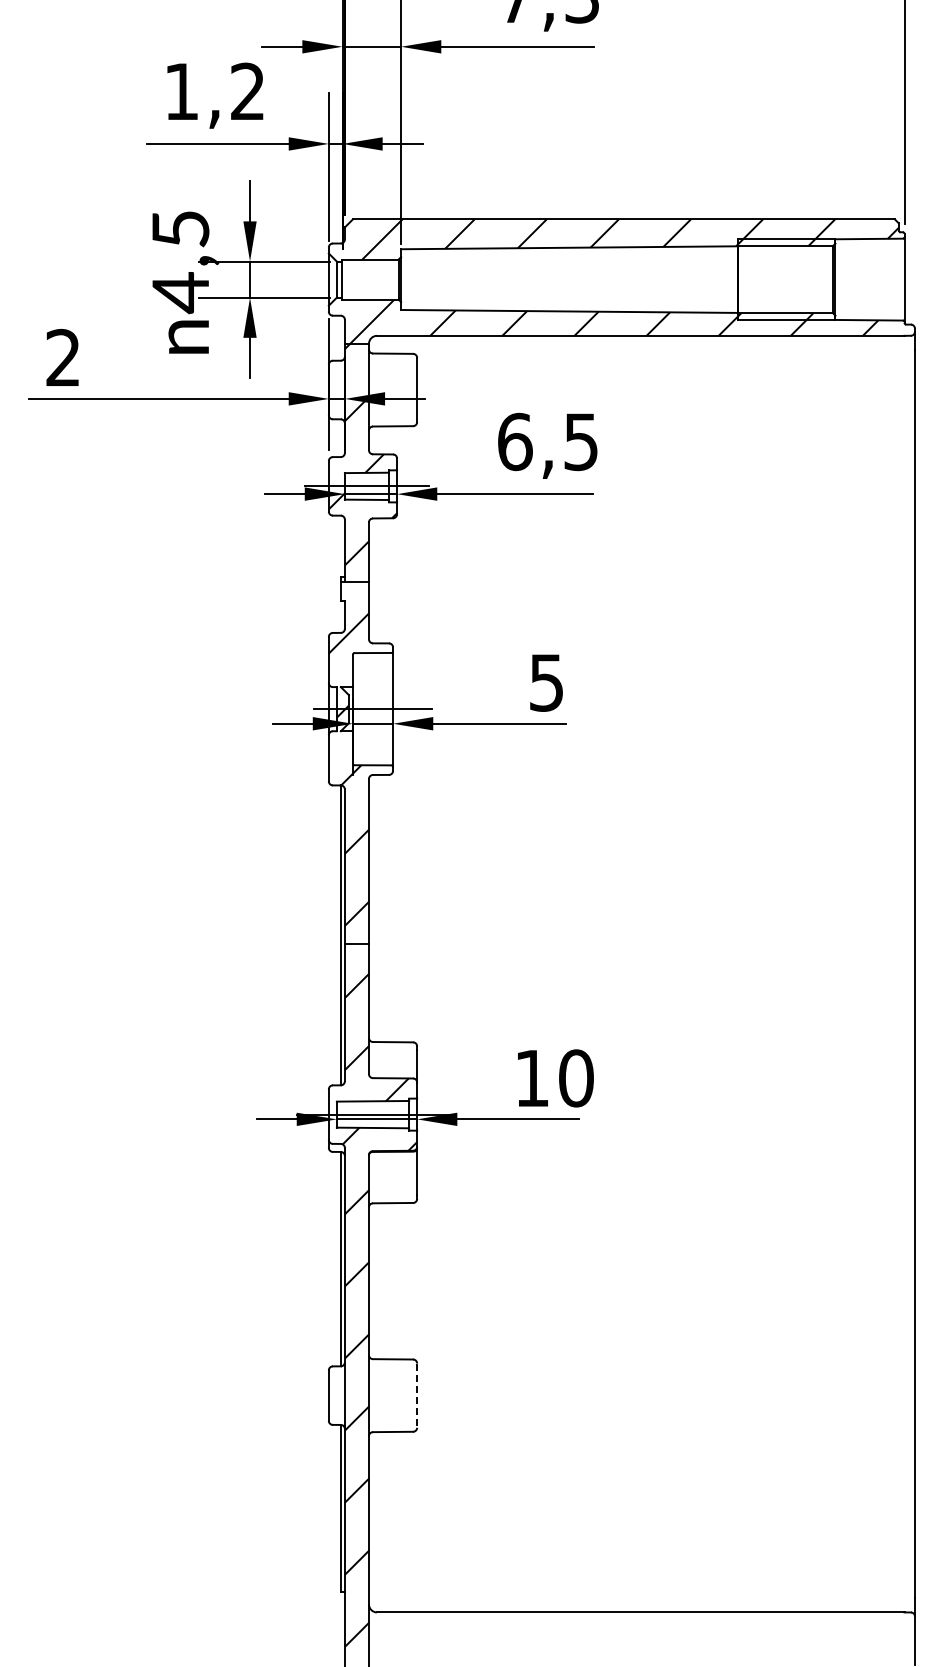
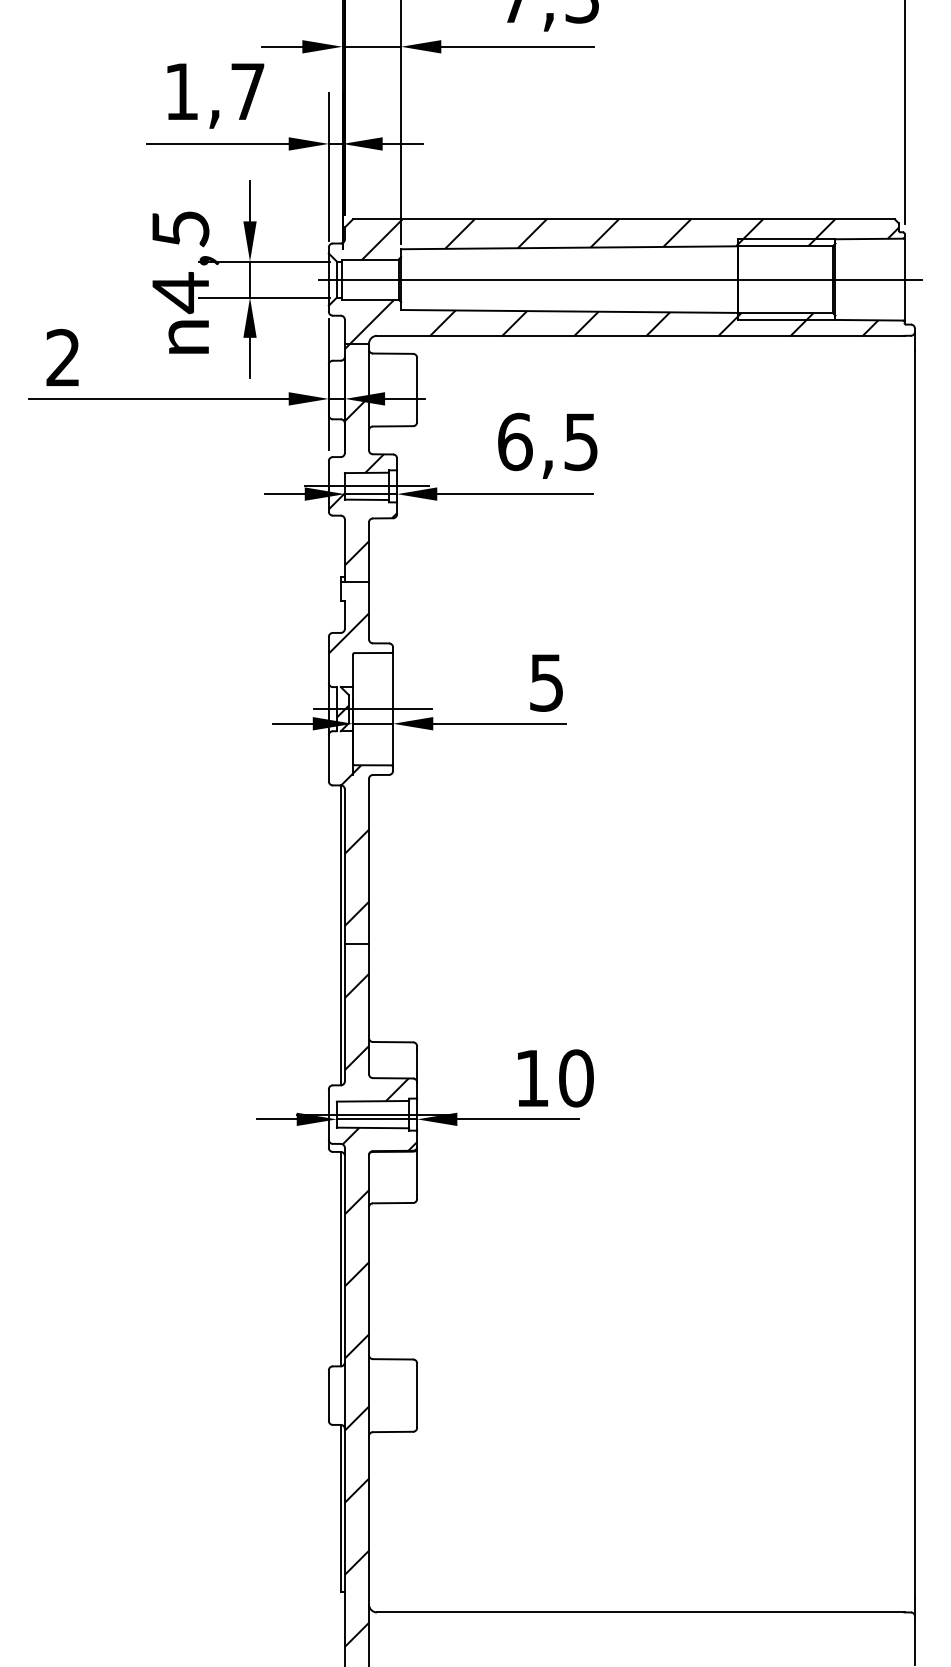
text: 1,2 -> 1,7 (247, 90)
line: none -> present (620, 279)
line: dashed -> solid (417, 1396)
